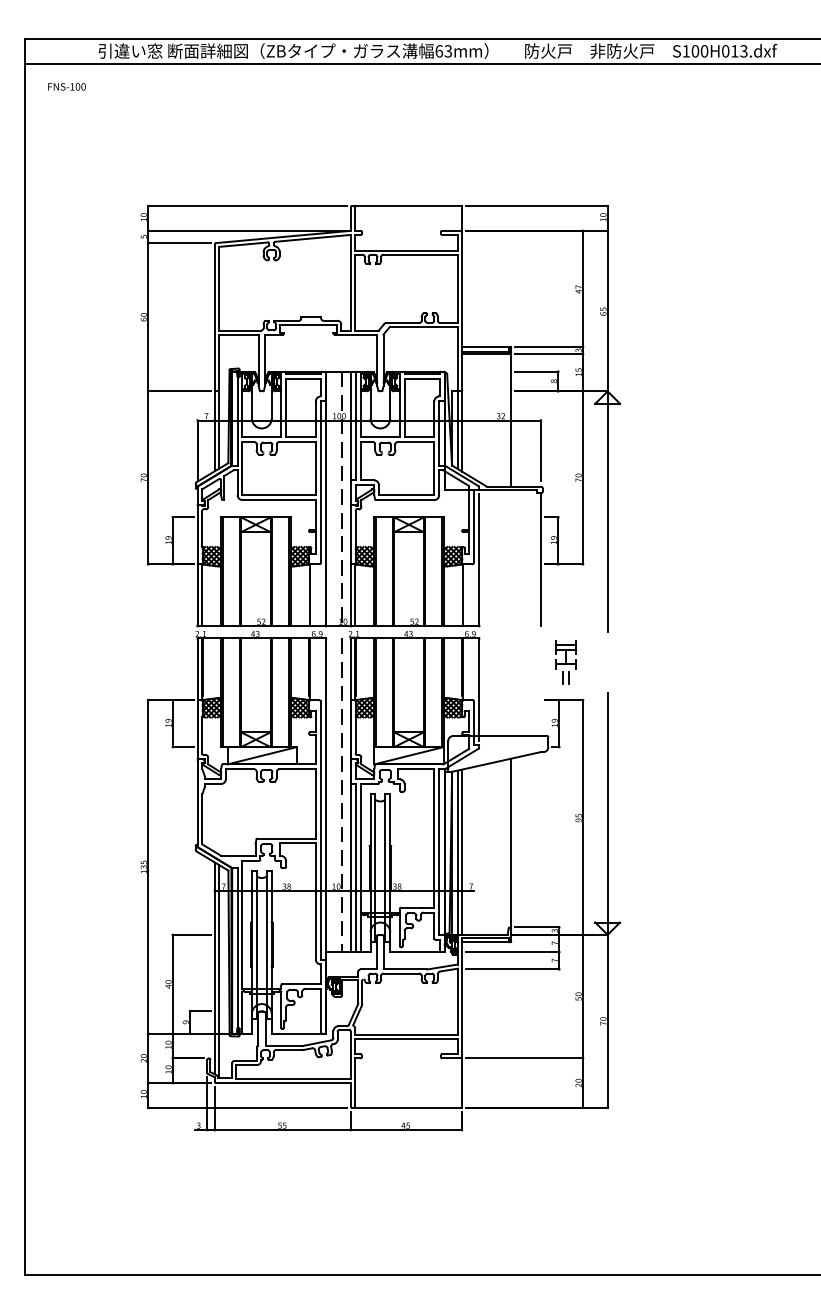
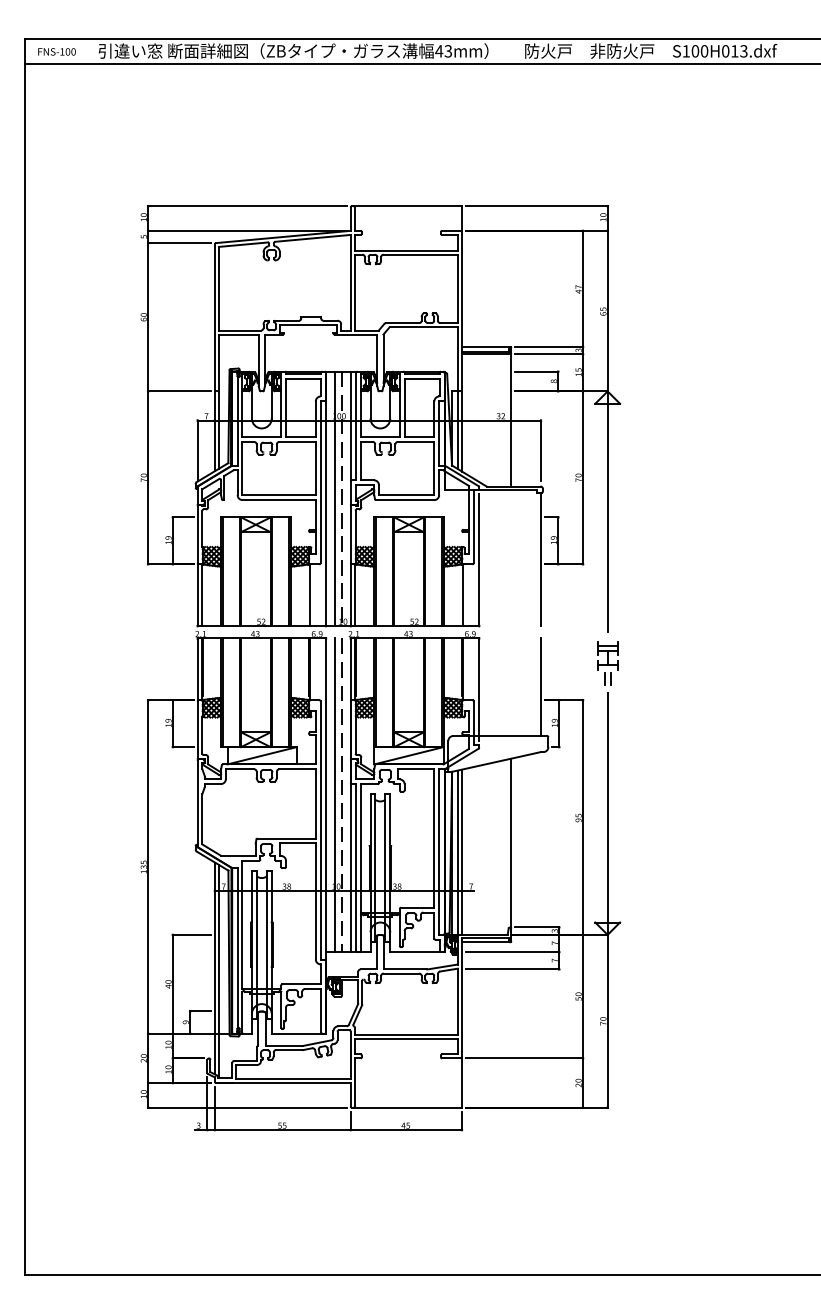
text: 63mm -> 43mm (439, 51)
text position: (66, 86) -> (56, 51) (56, 51)
line: none -> present (334, 498)
part position: (565, 662) -> (607, 663) (607, 663)
line: none -> present (540, 687)
line: none -> present (334, 795)
